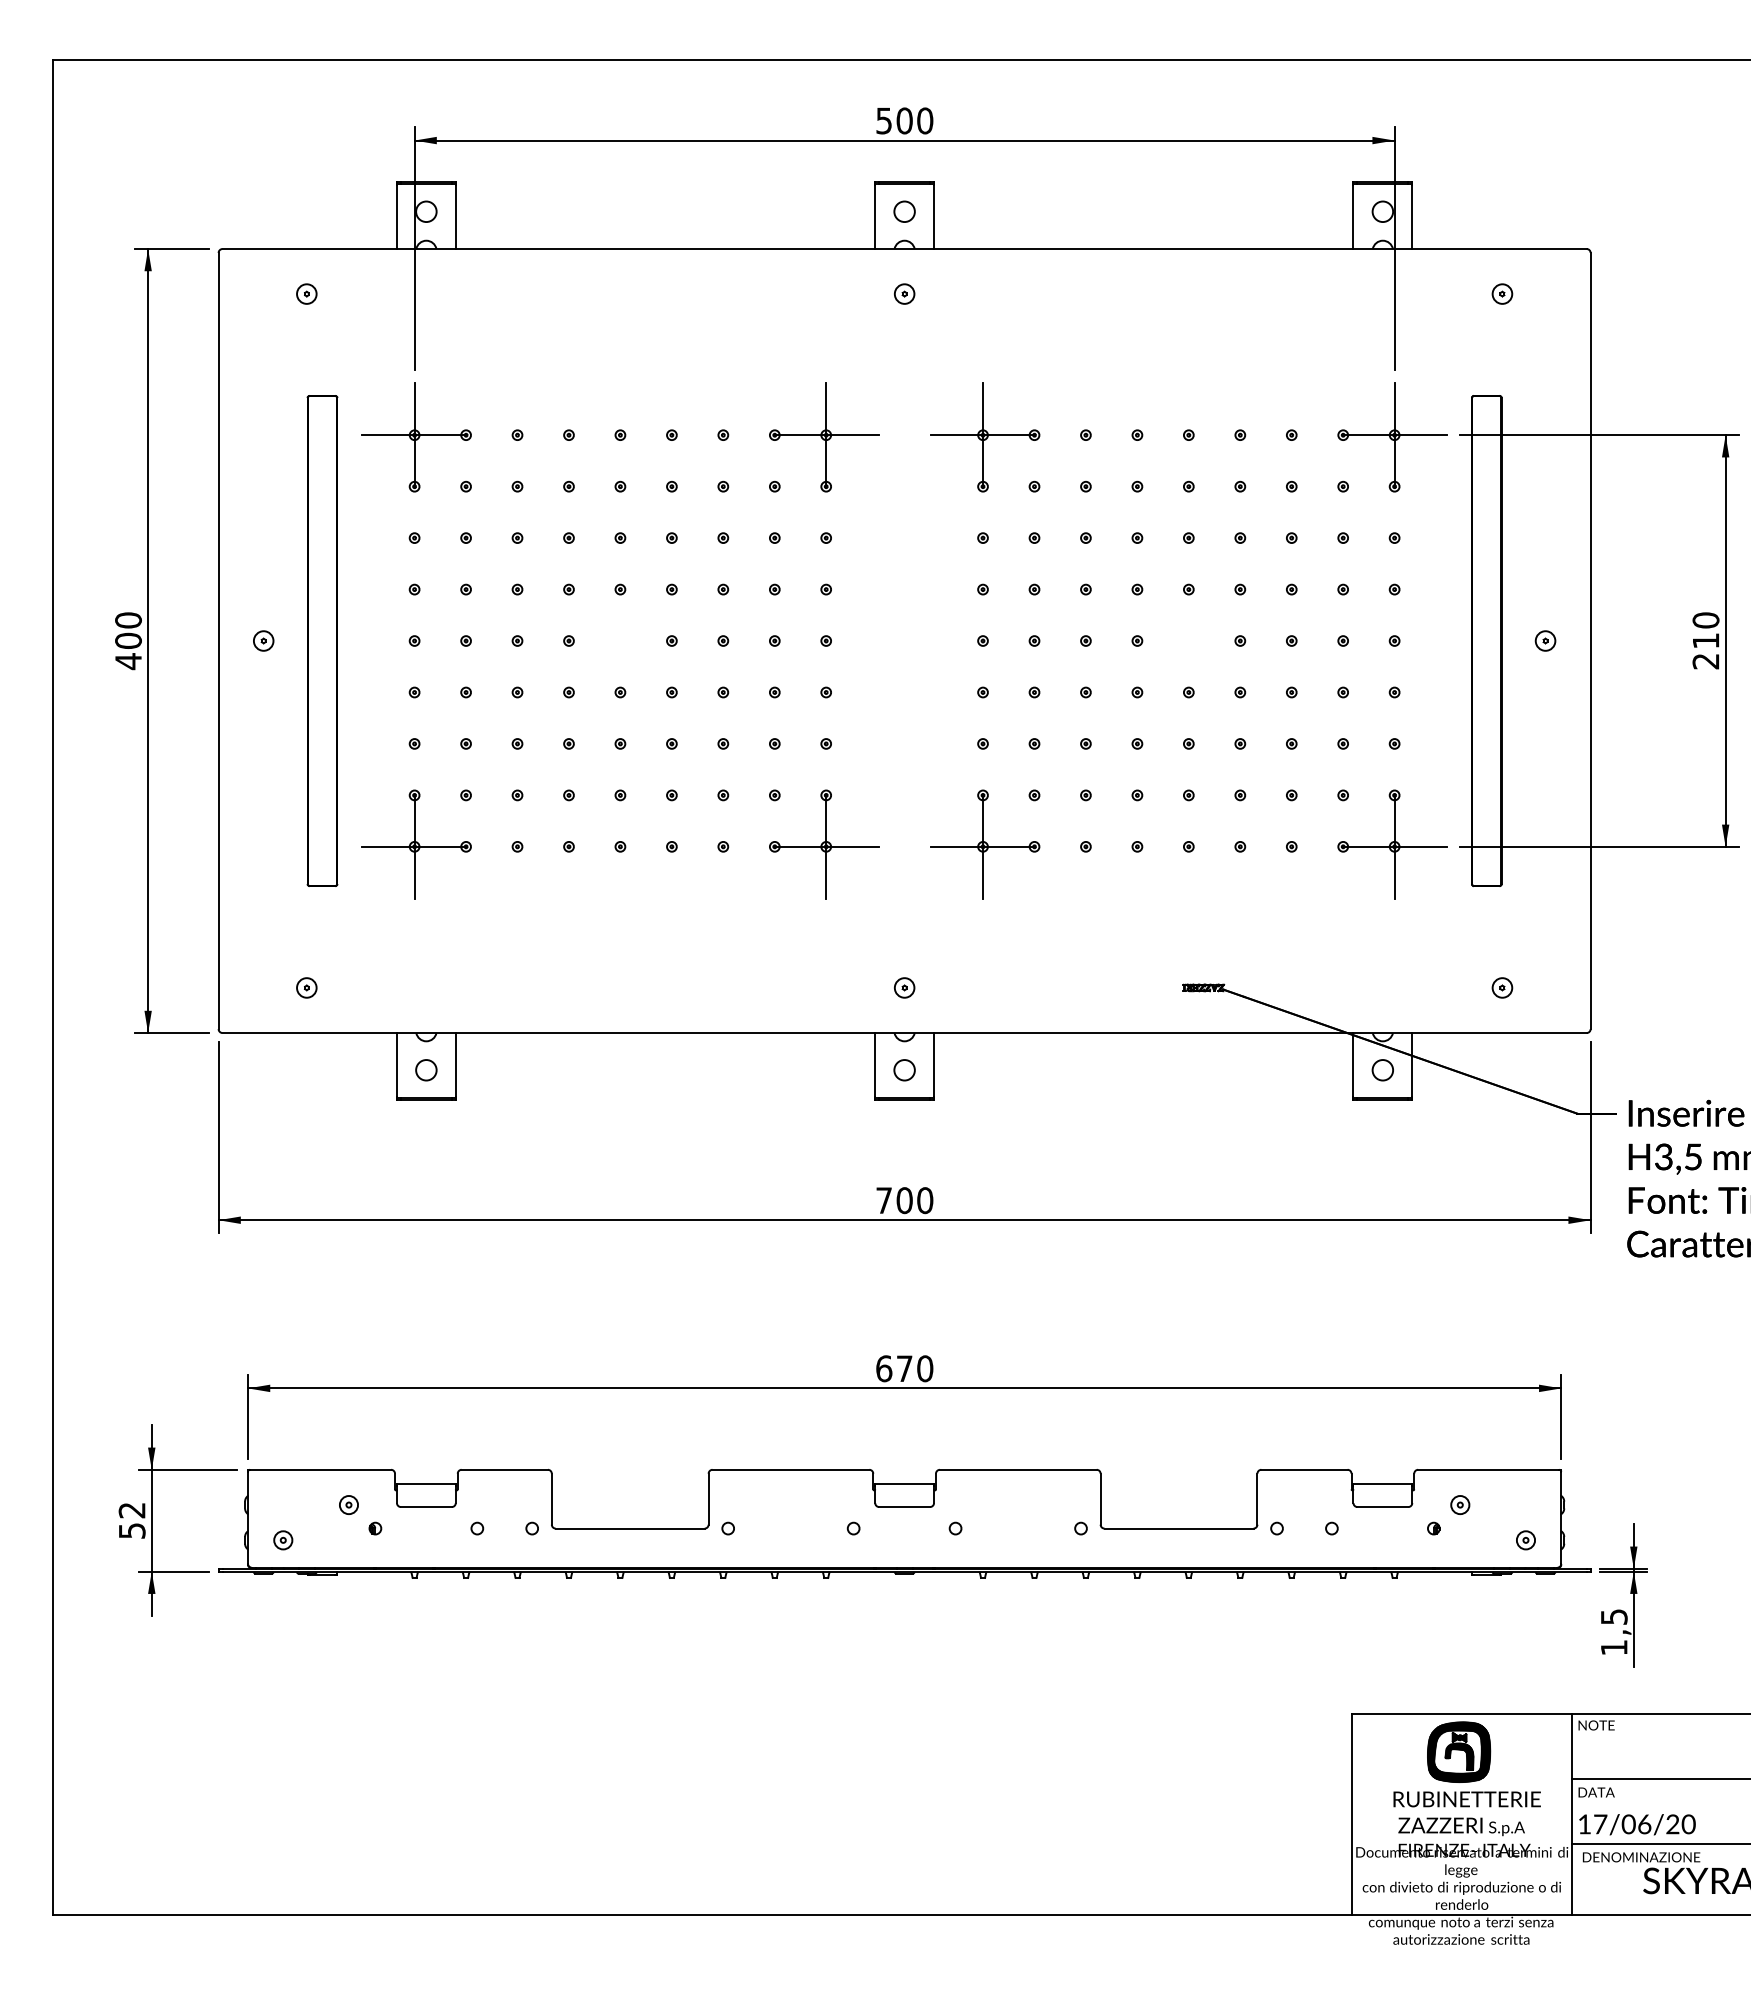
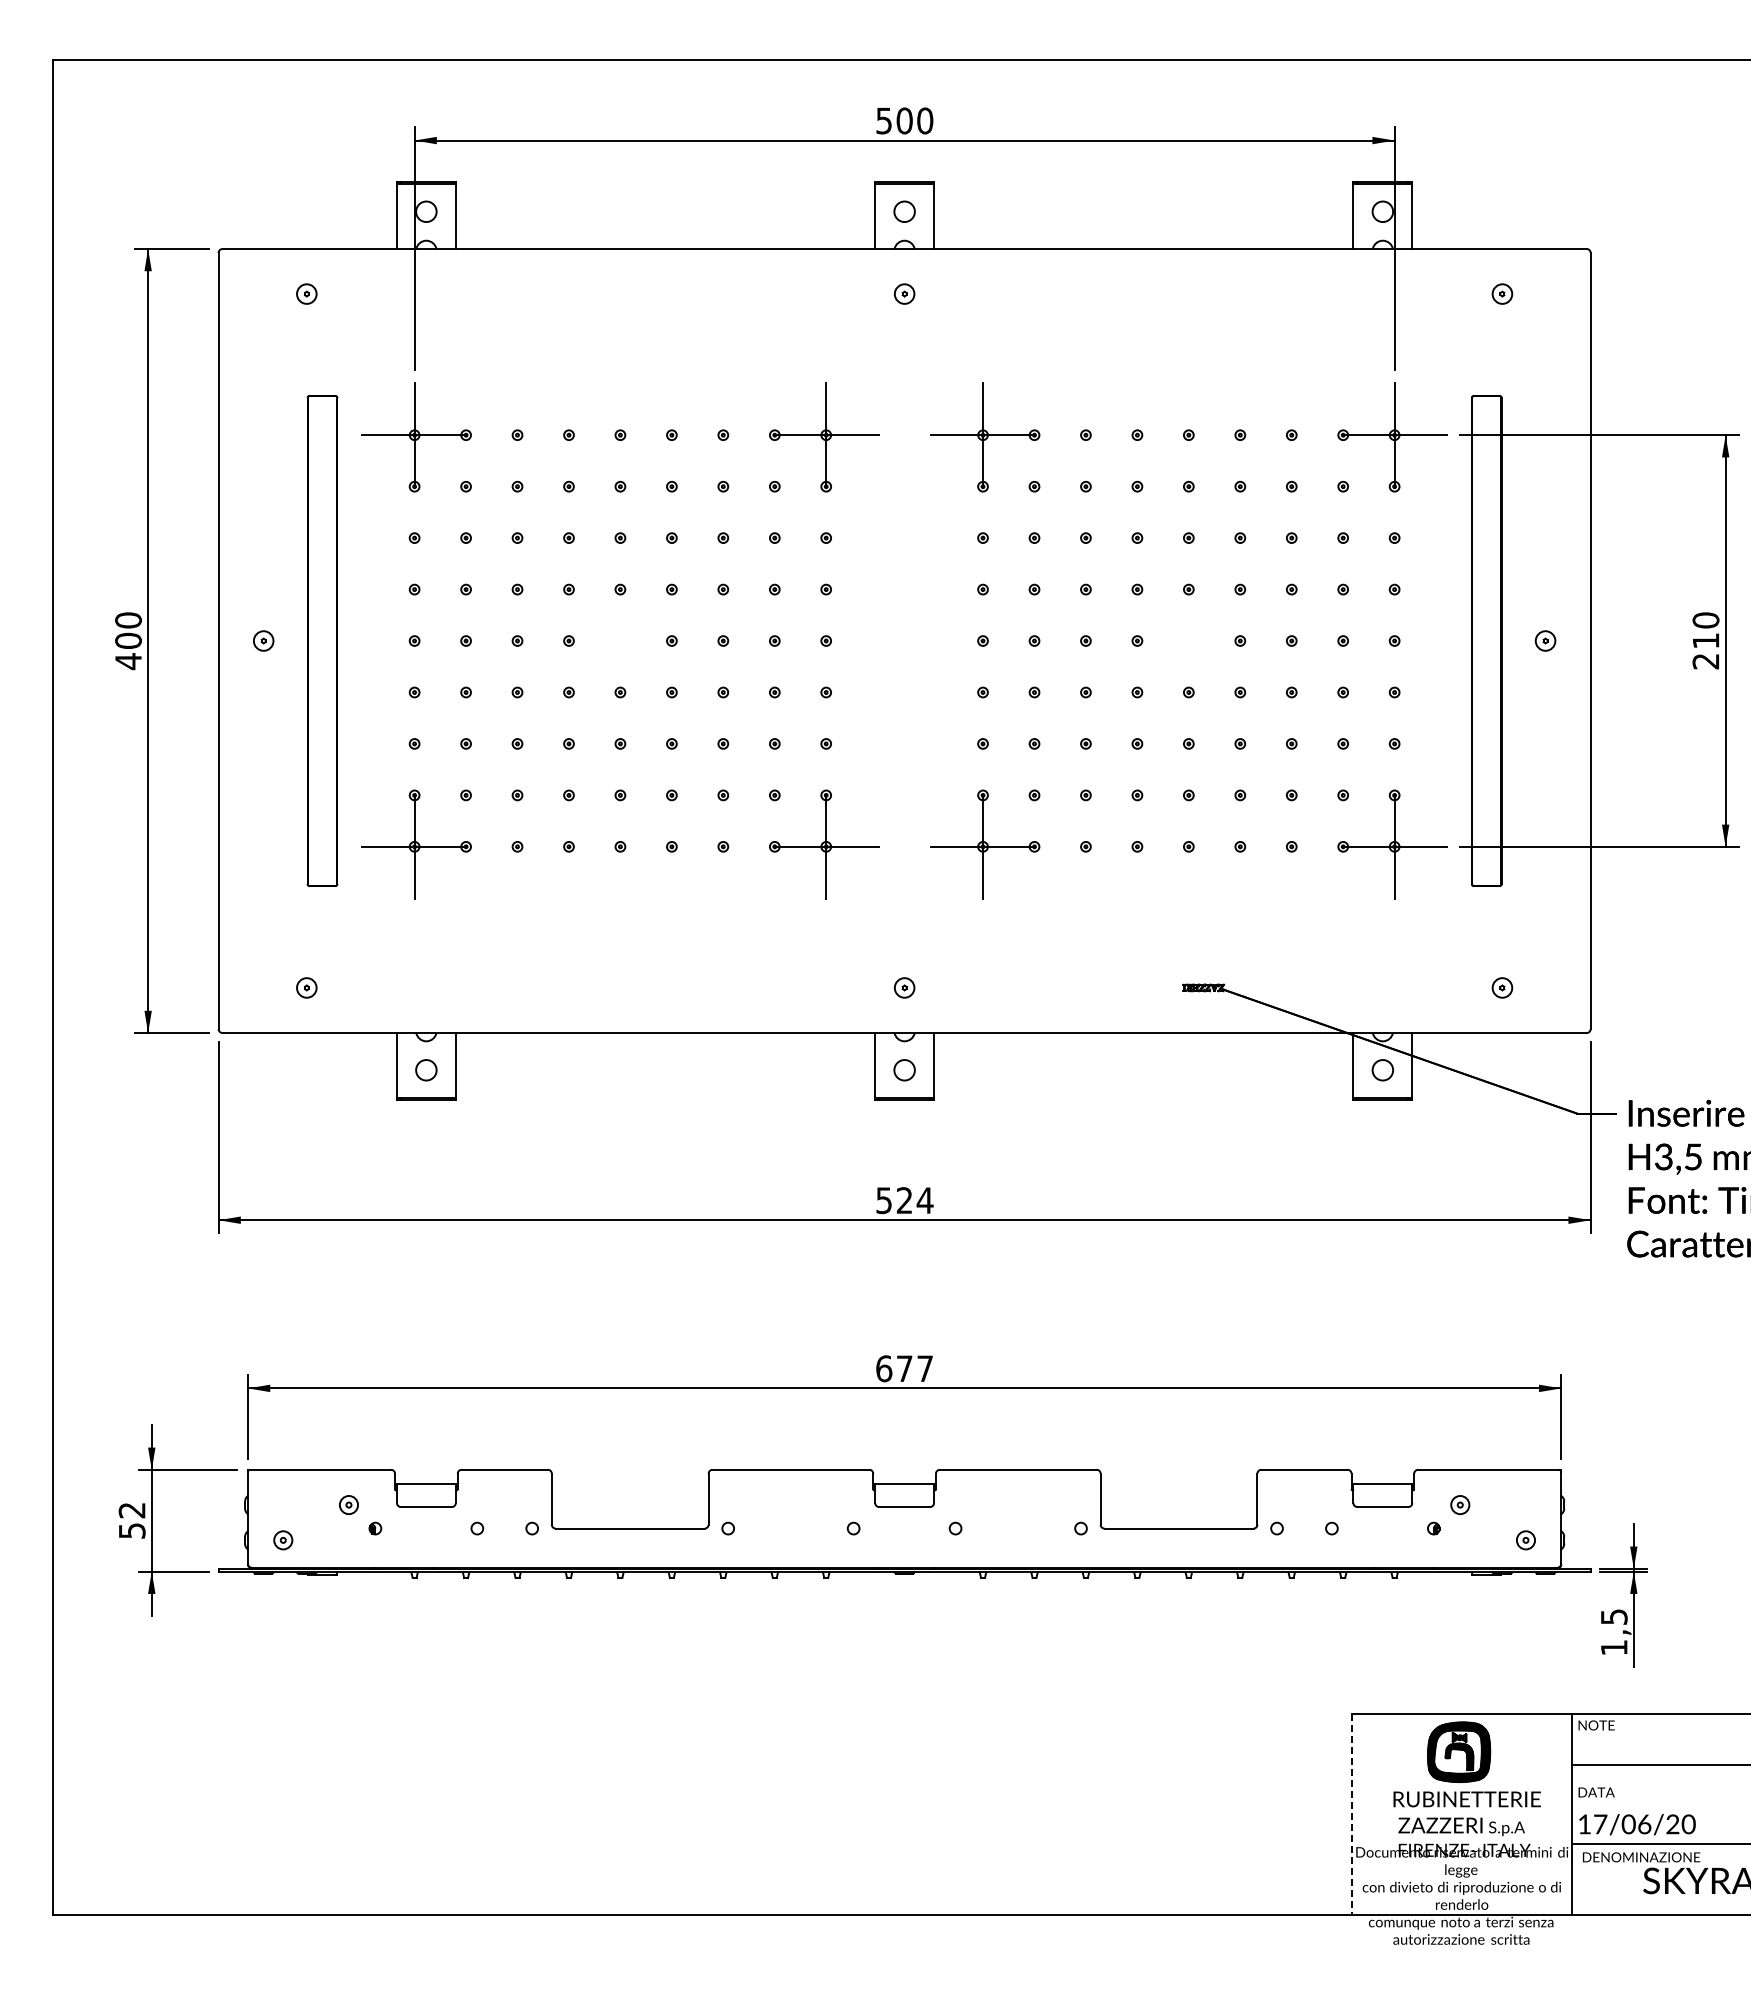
text: 700 -> 524 (904, 1200)
text: 670 -> 677 (925, 1368)
line position: (1659, 1779) -> (1659, 1765) (1659, 1765)
line: solid -> dashed (1352, 1814)
